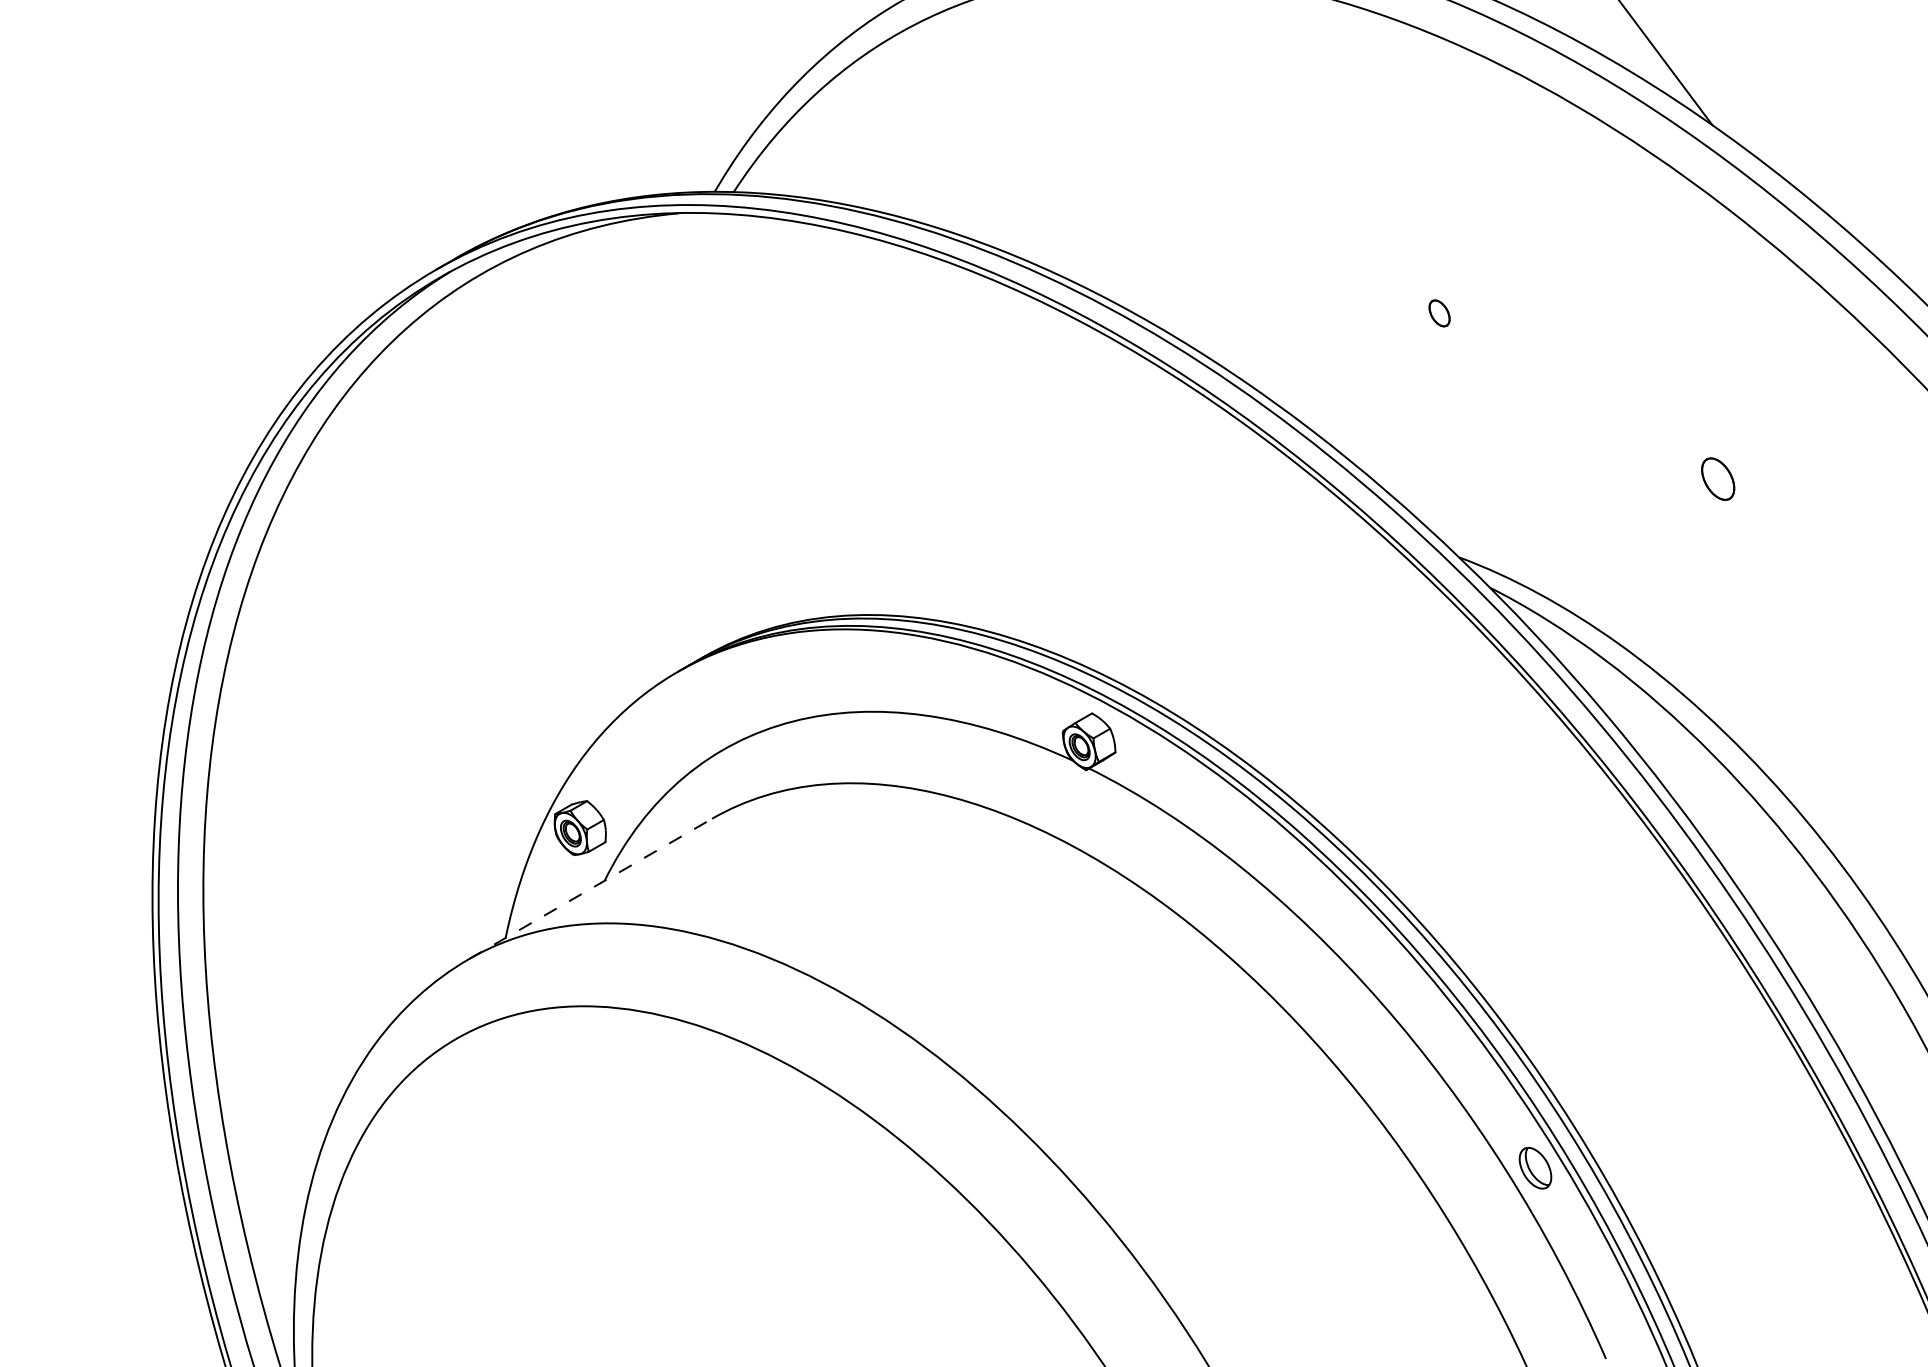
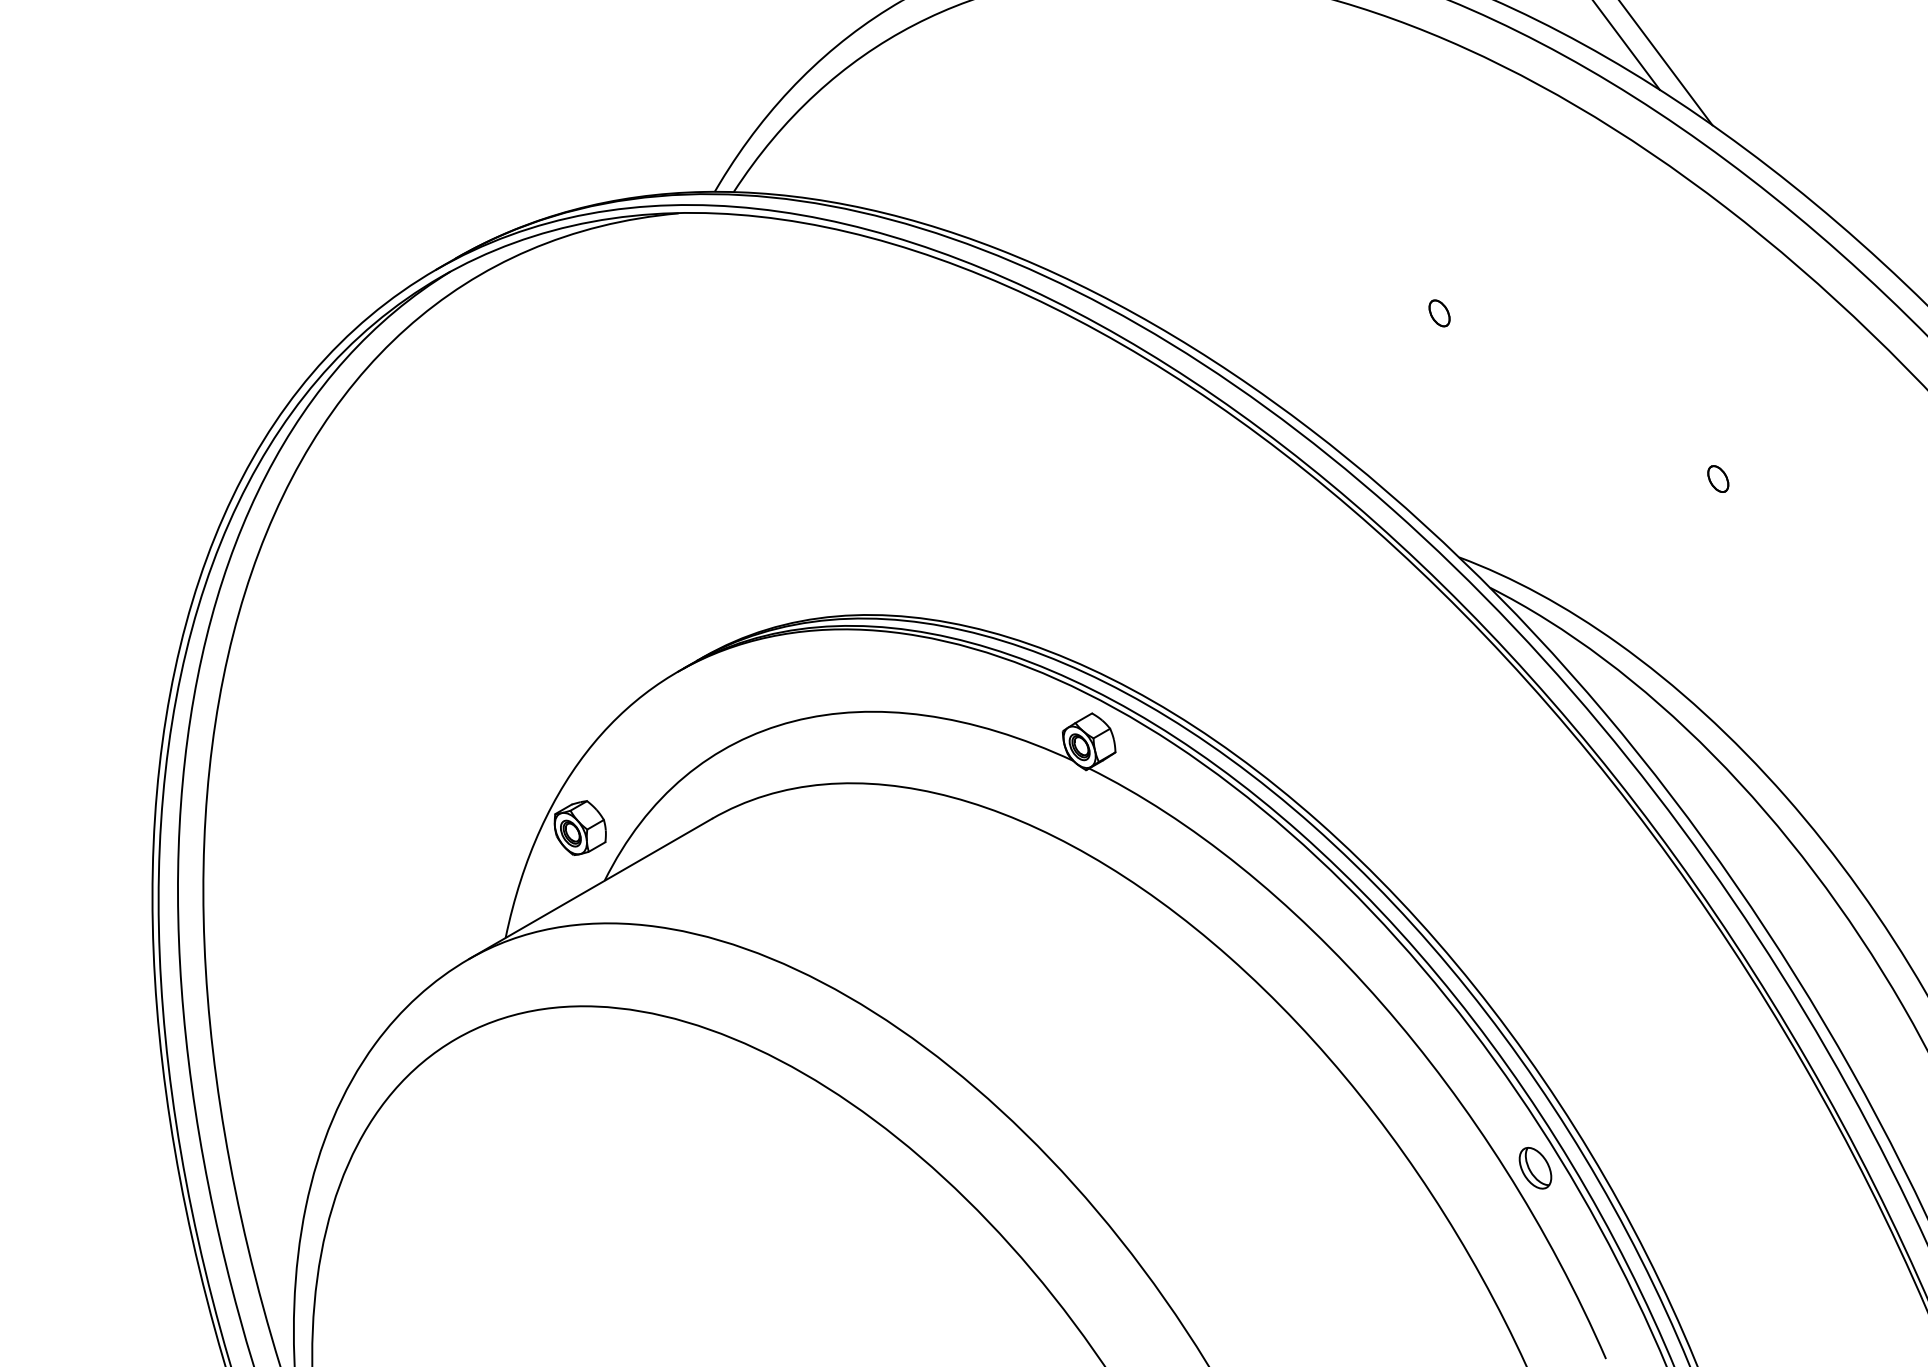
line: none -> present (1626, 45)
part size: 35x44 px -> 23x28 px (1718, 478)
line: dashed -> solid (591, 888)
